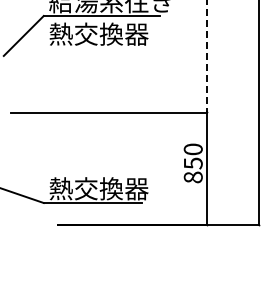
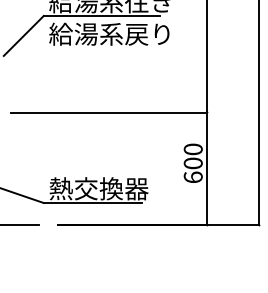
text: 熱交換器 -> 給湯系戻り (109, 33)
line: dashed -> solid (207, 56)
text: 850 -> 600 (192, 170)
line: none -> present (20, 224)
